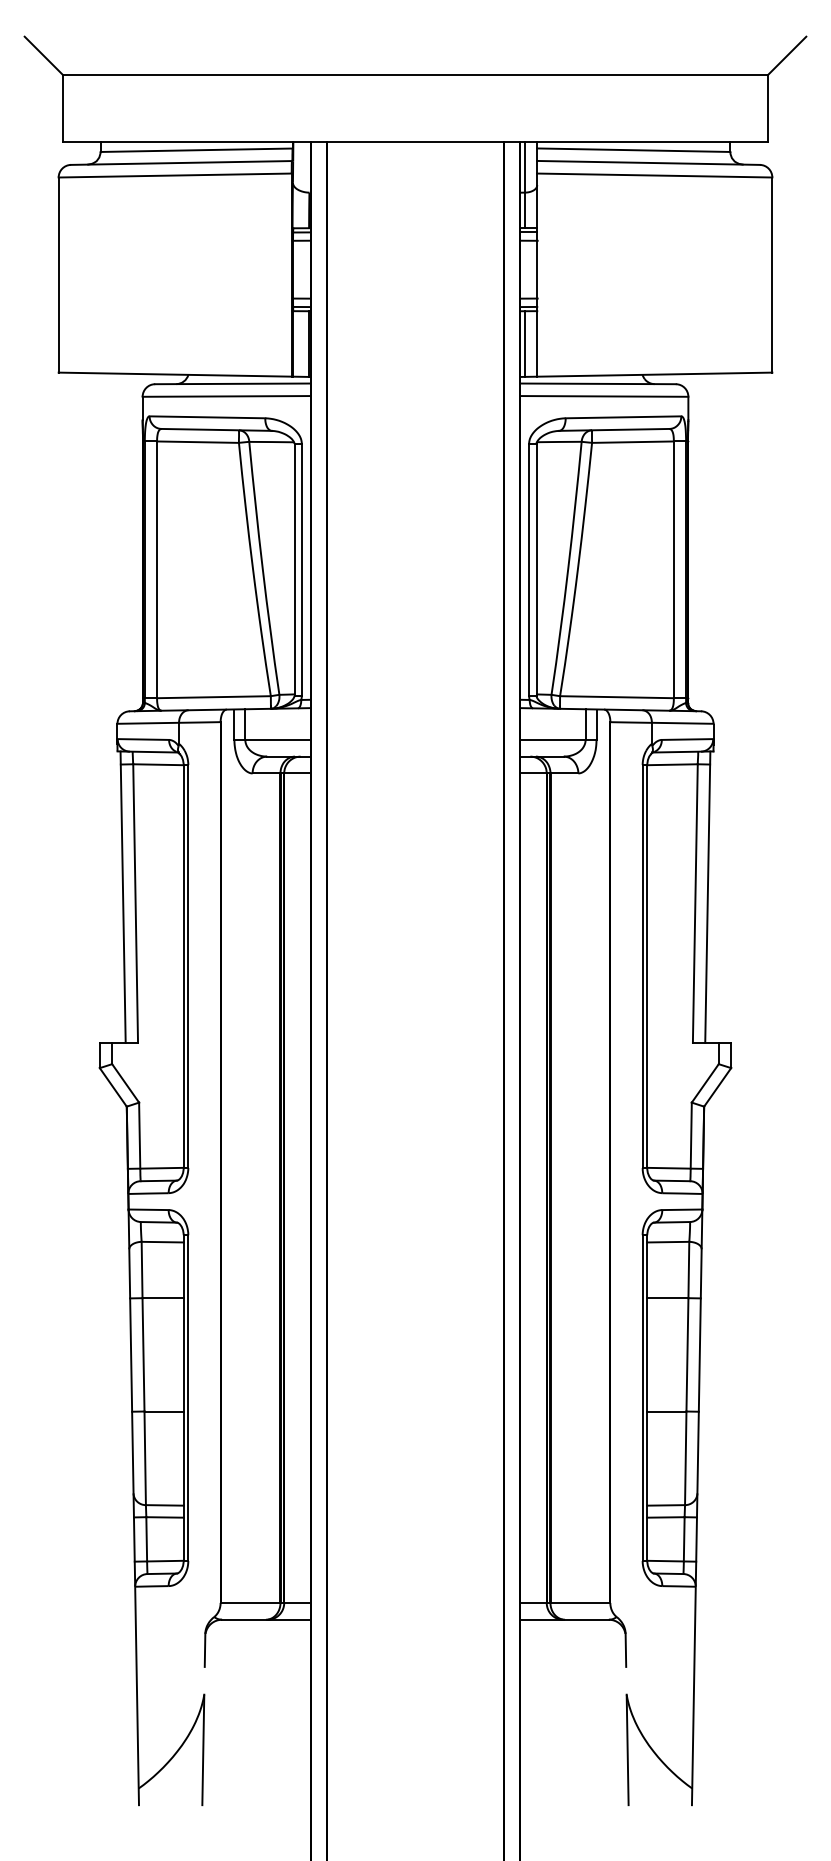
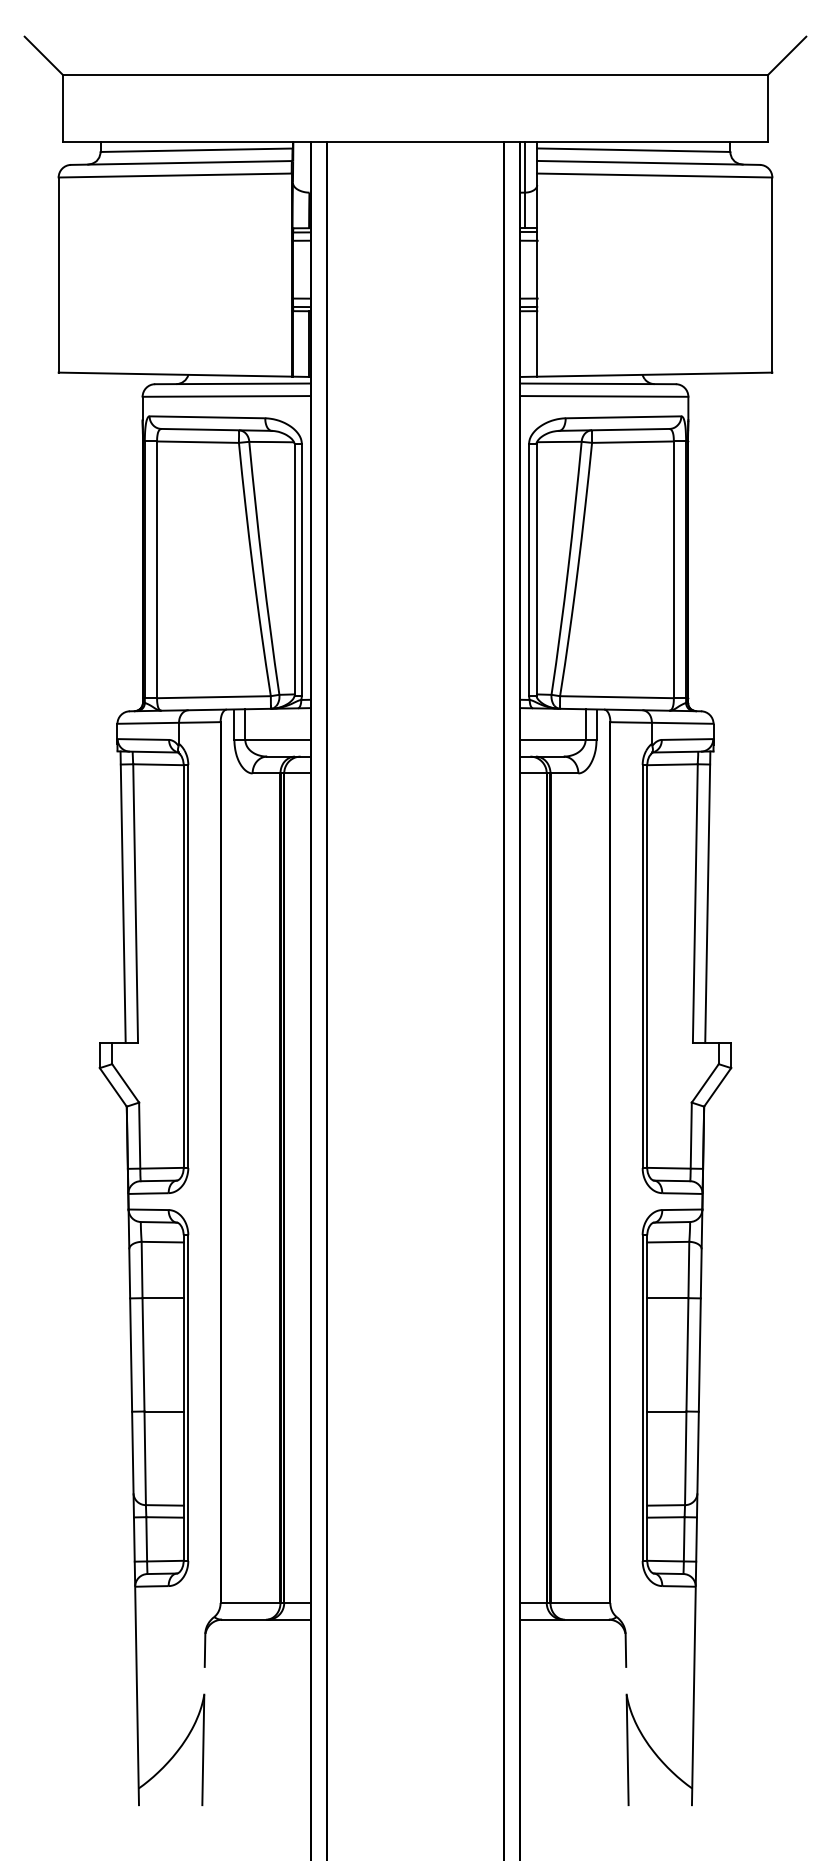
line: present -> none (524, 343)
